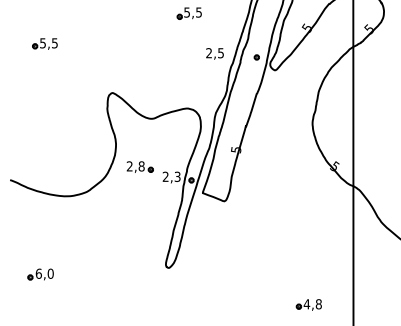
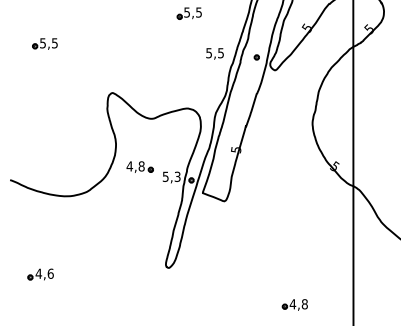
text: 2,5 -> 5,5 (208, 53)
text: 2,8 -> 4,8 (129, 166)
text: 2,3 -> 5,3 (165, 176)
text: 6,0 -> 4,6 (44, 273)
part position: (308, 304) -> (294, 304) (294, 304)
